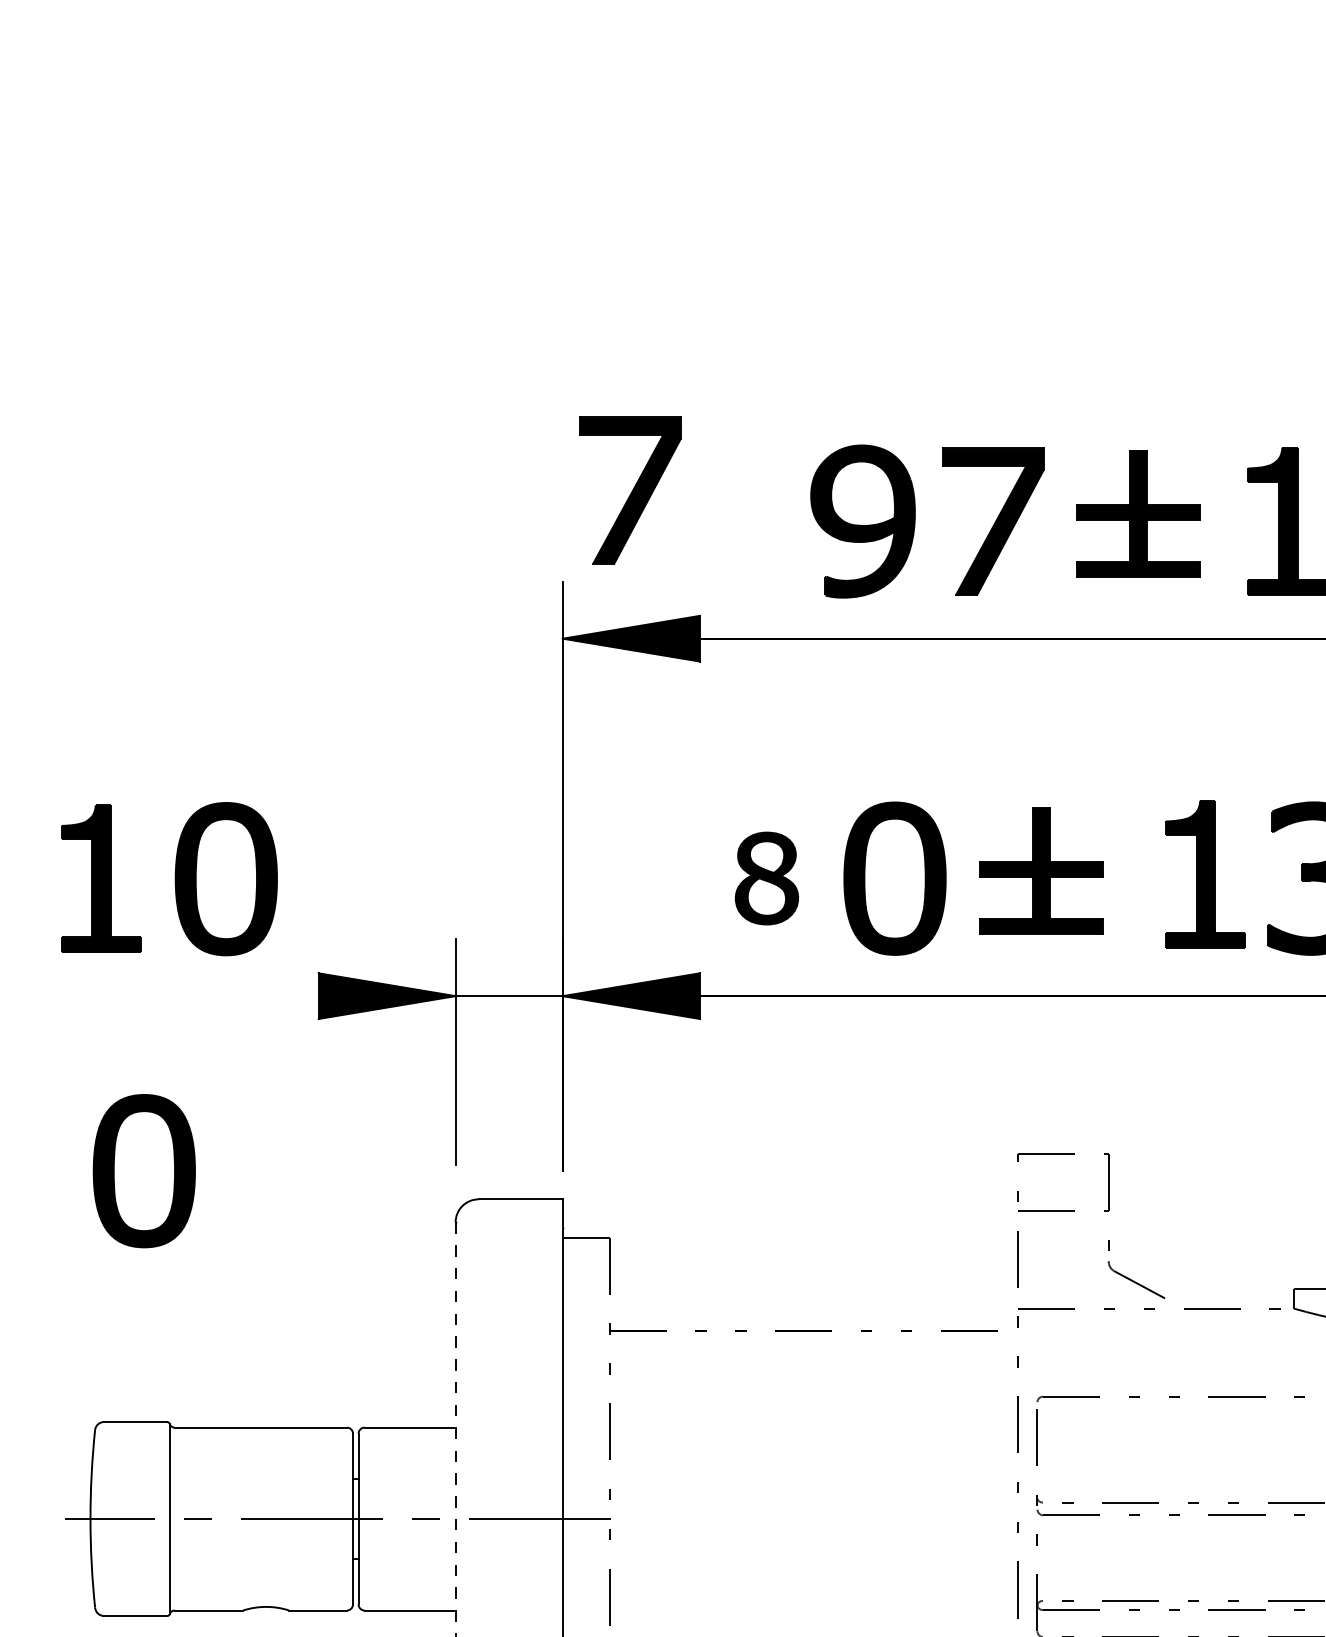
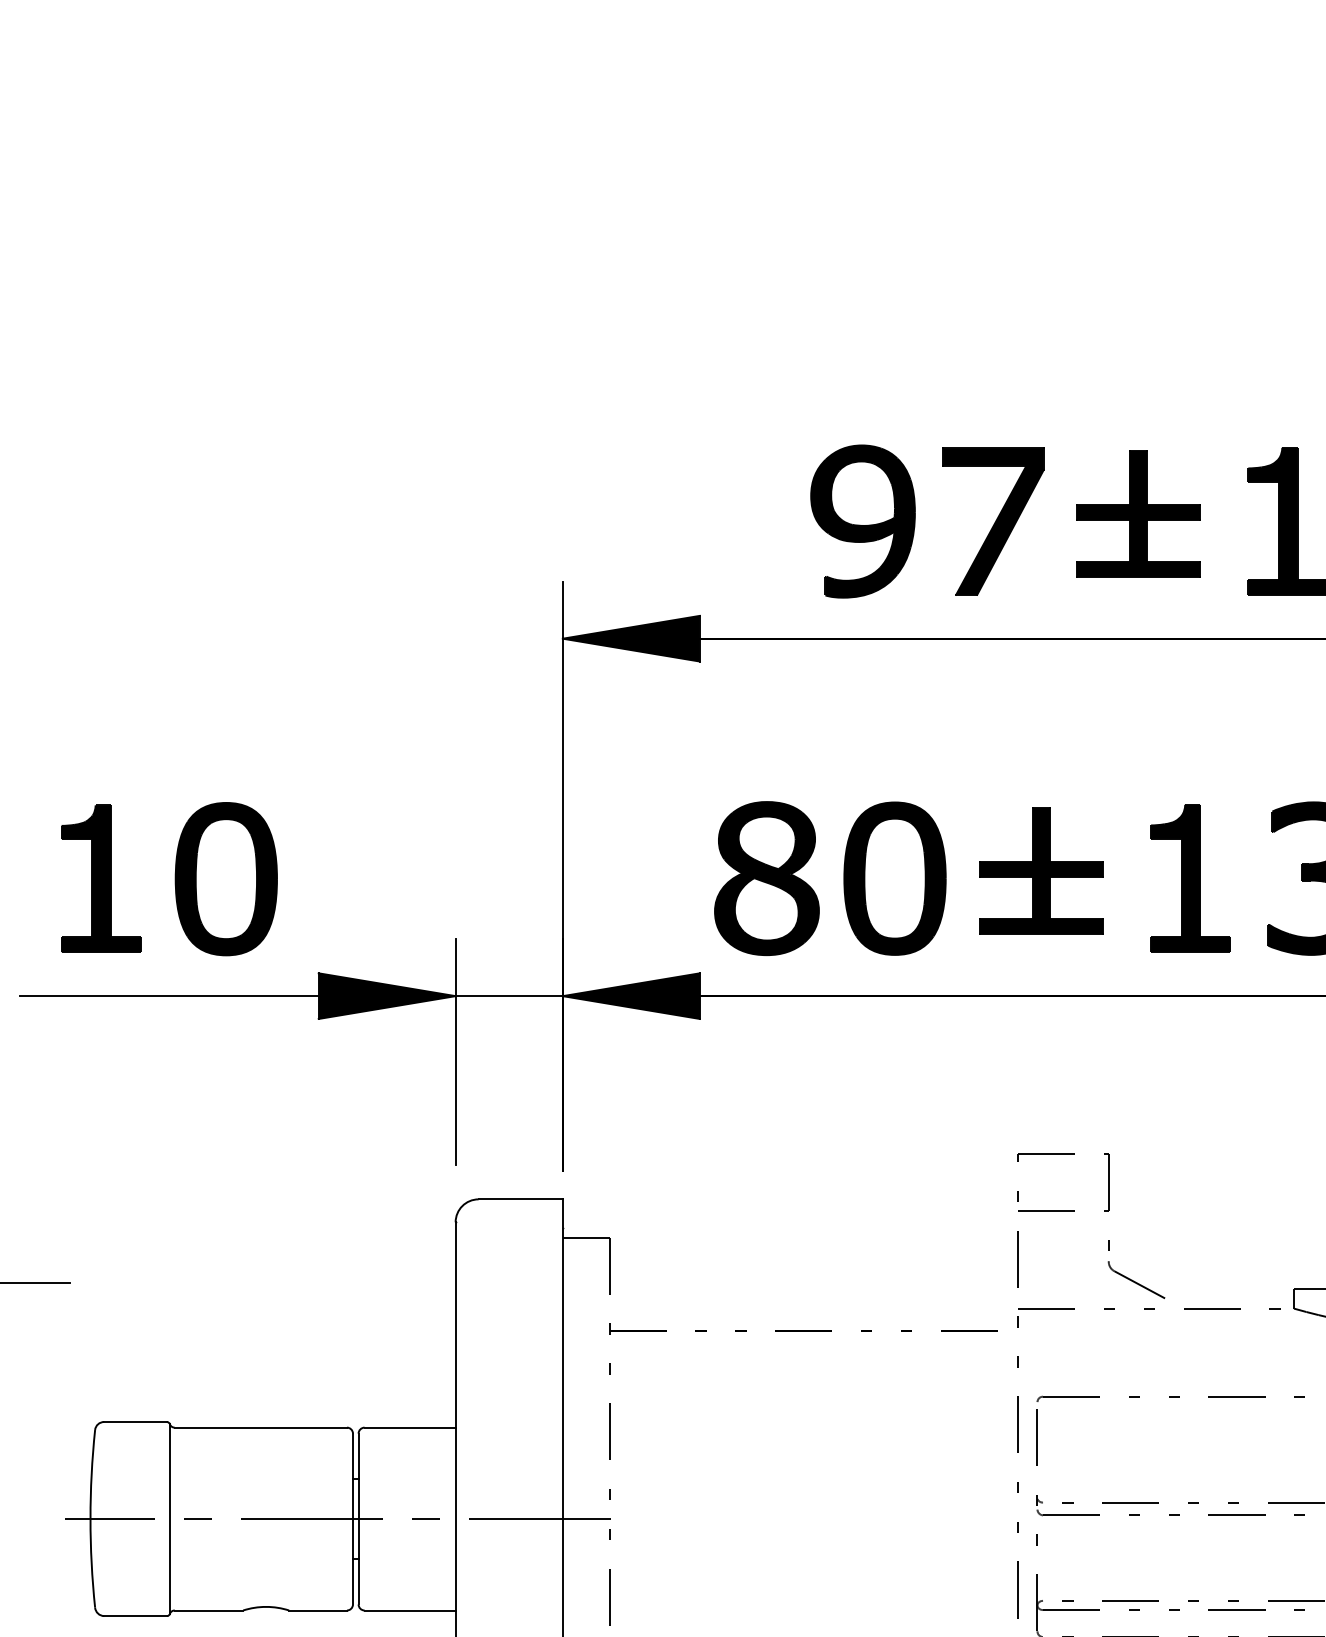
part: present -> none (630, 490)
part position: (1205, 874) -> (1190, 878) (1190, 878)
part size: 66x95 px -> 106x155 px (766, 878)
line: none -> present (169, 996)
part: present -> none (143, 1171)
line: none -> present (36, 1282)
line: dashed -> solid (455, 1429)
